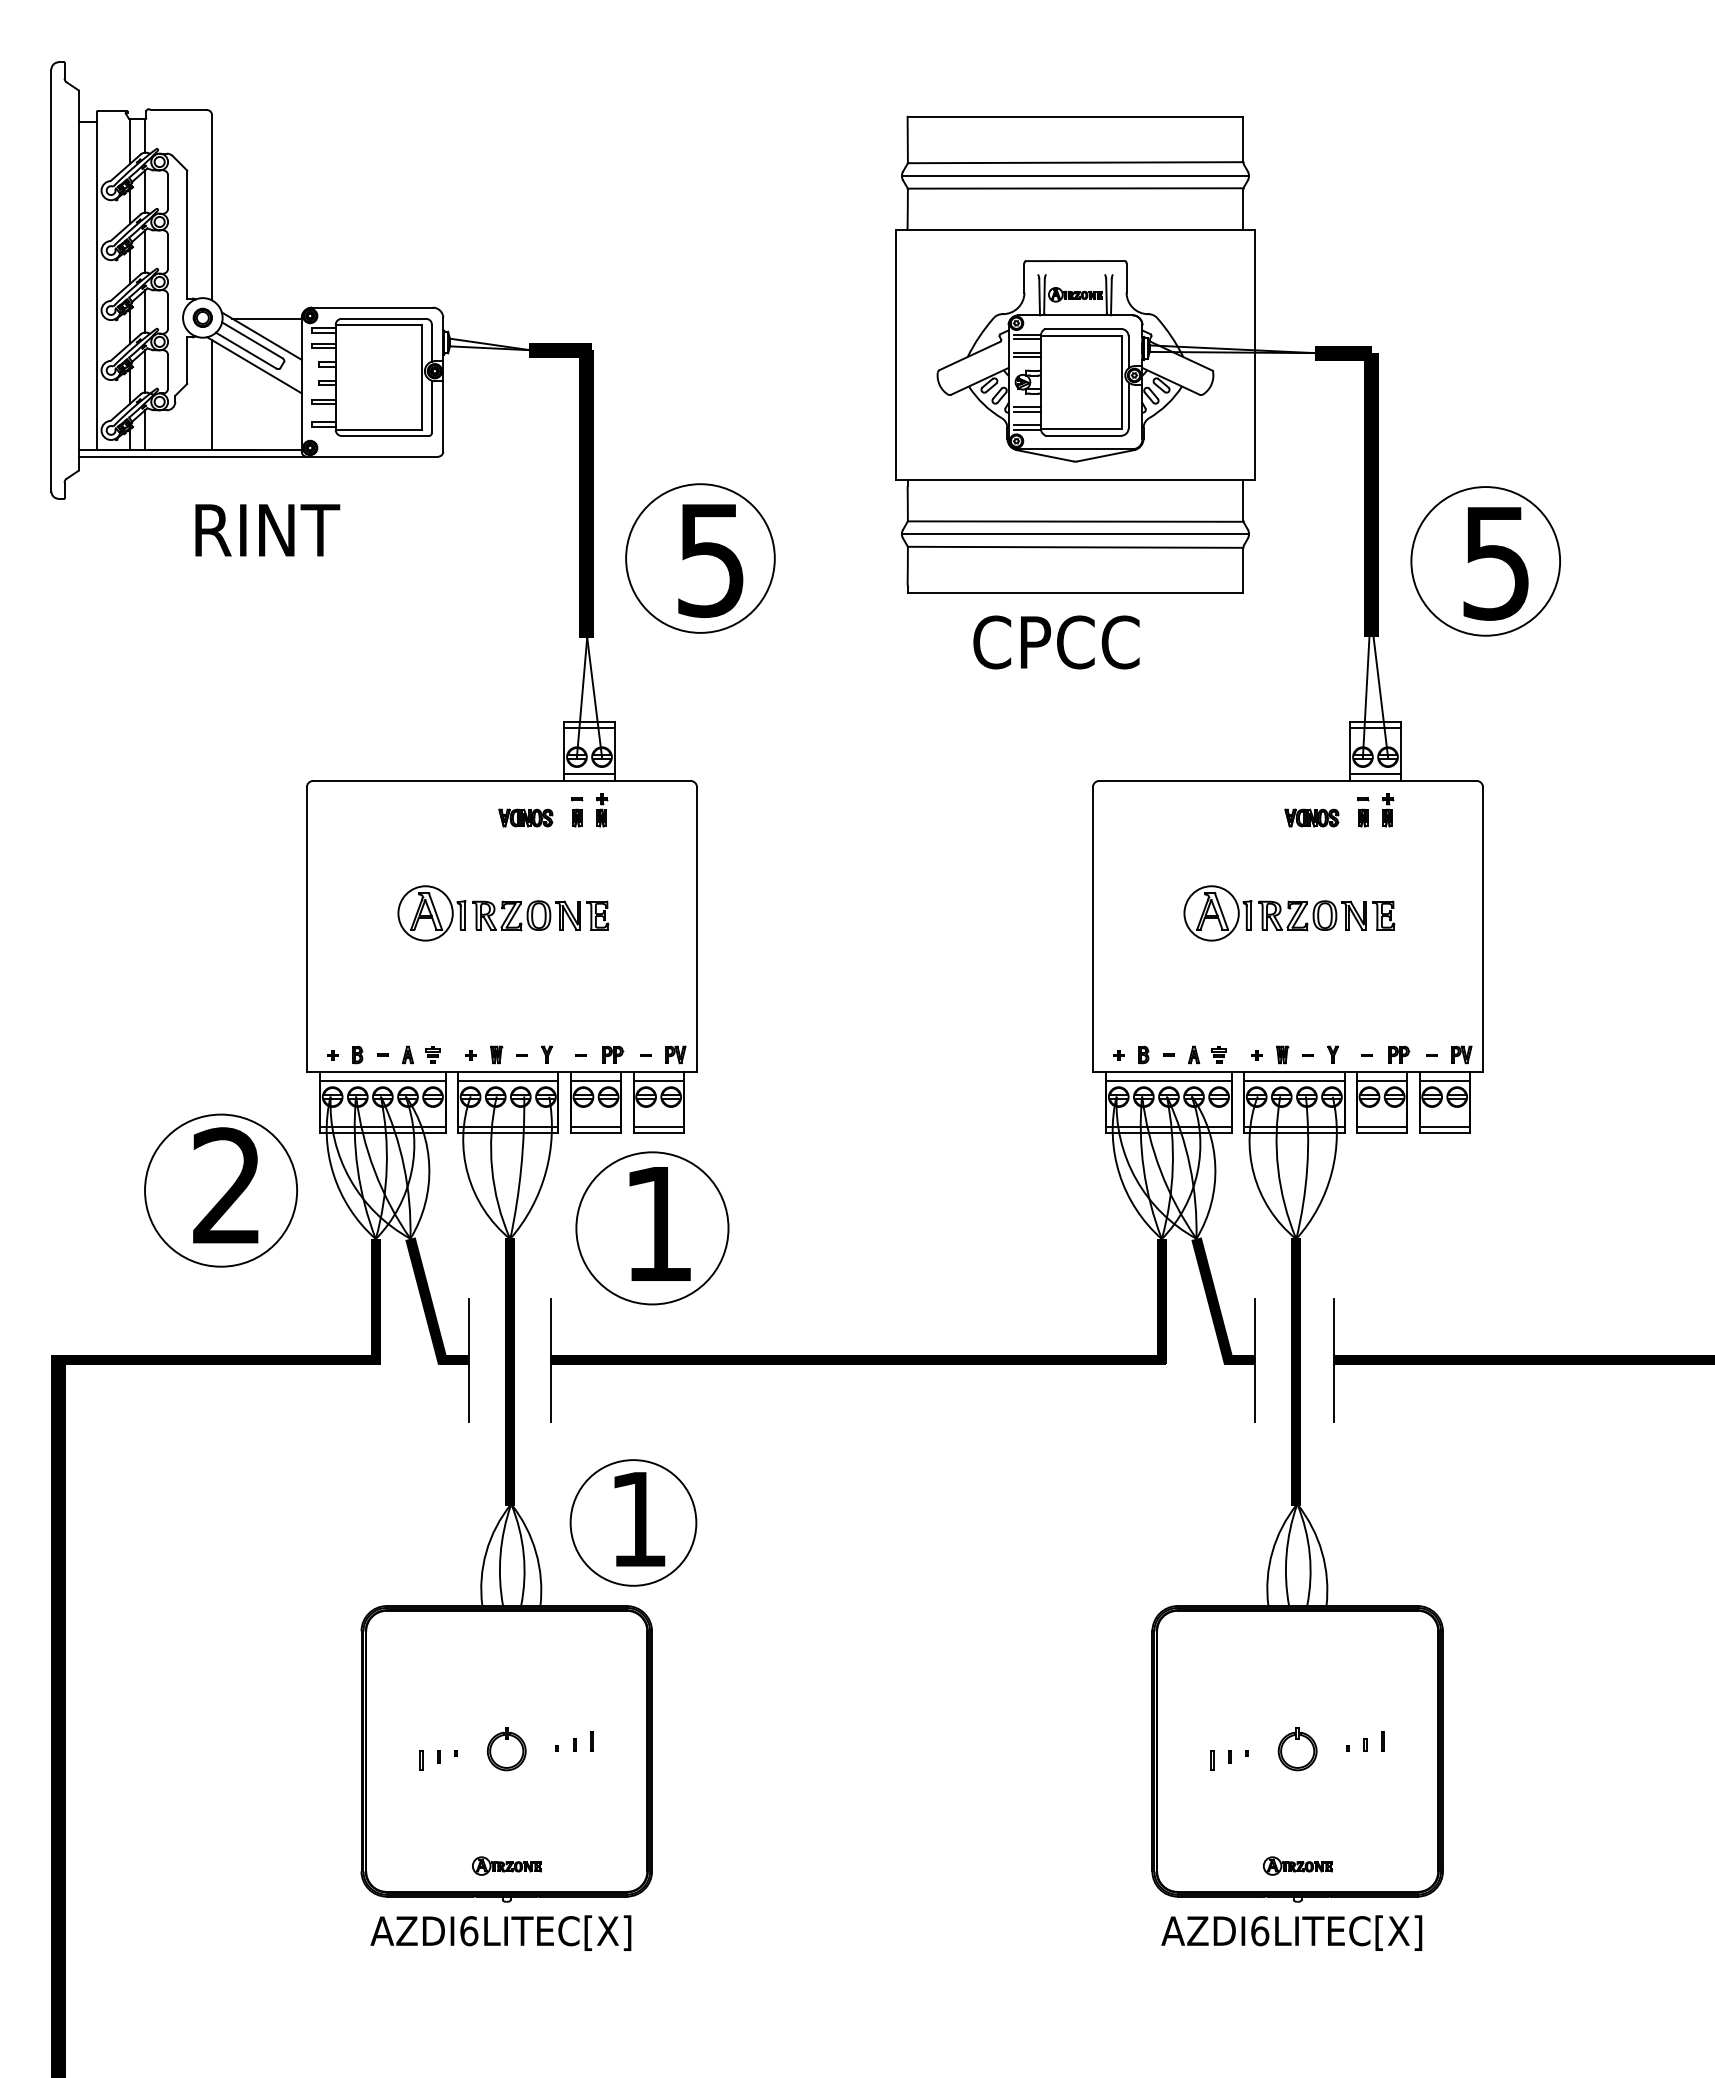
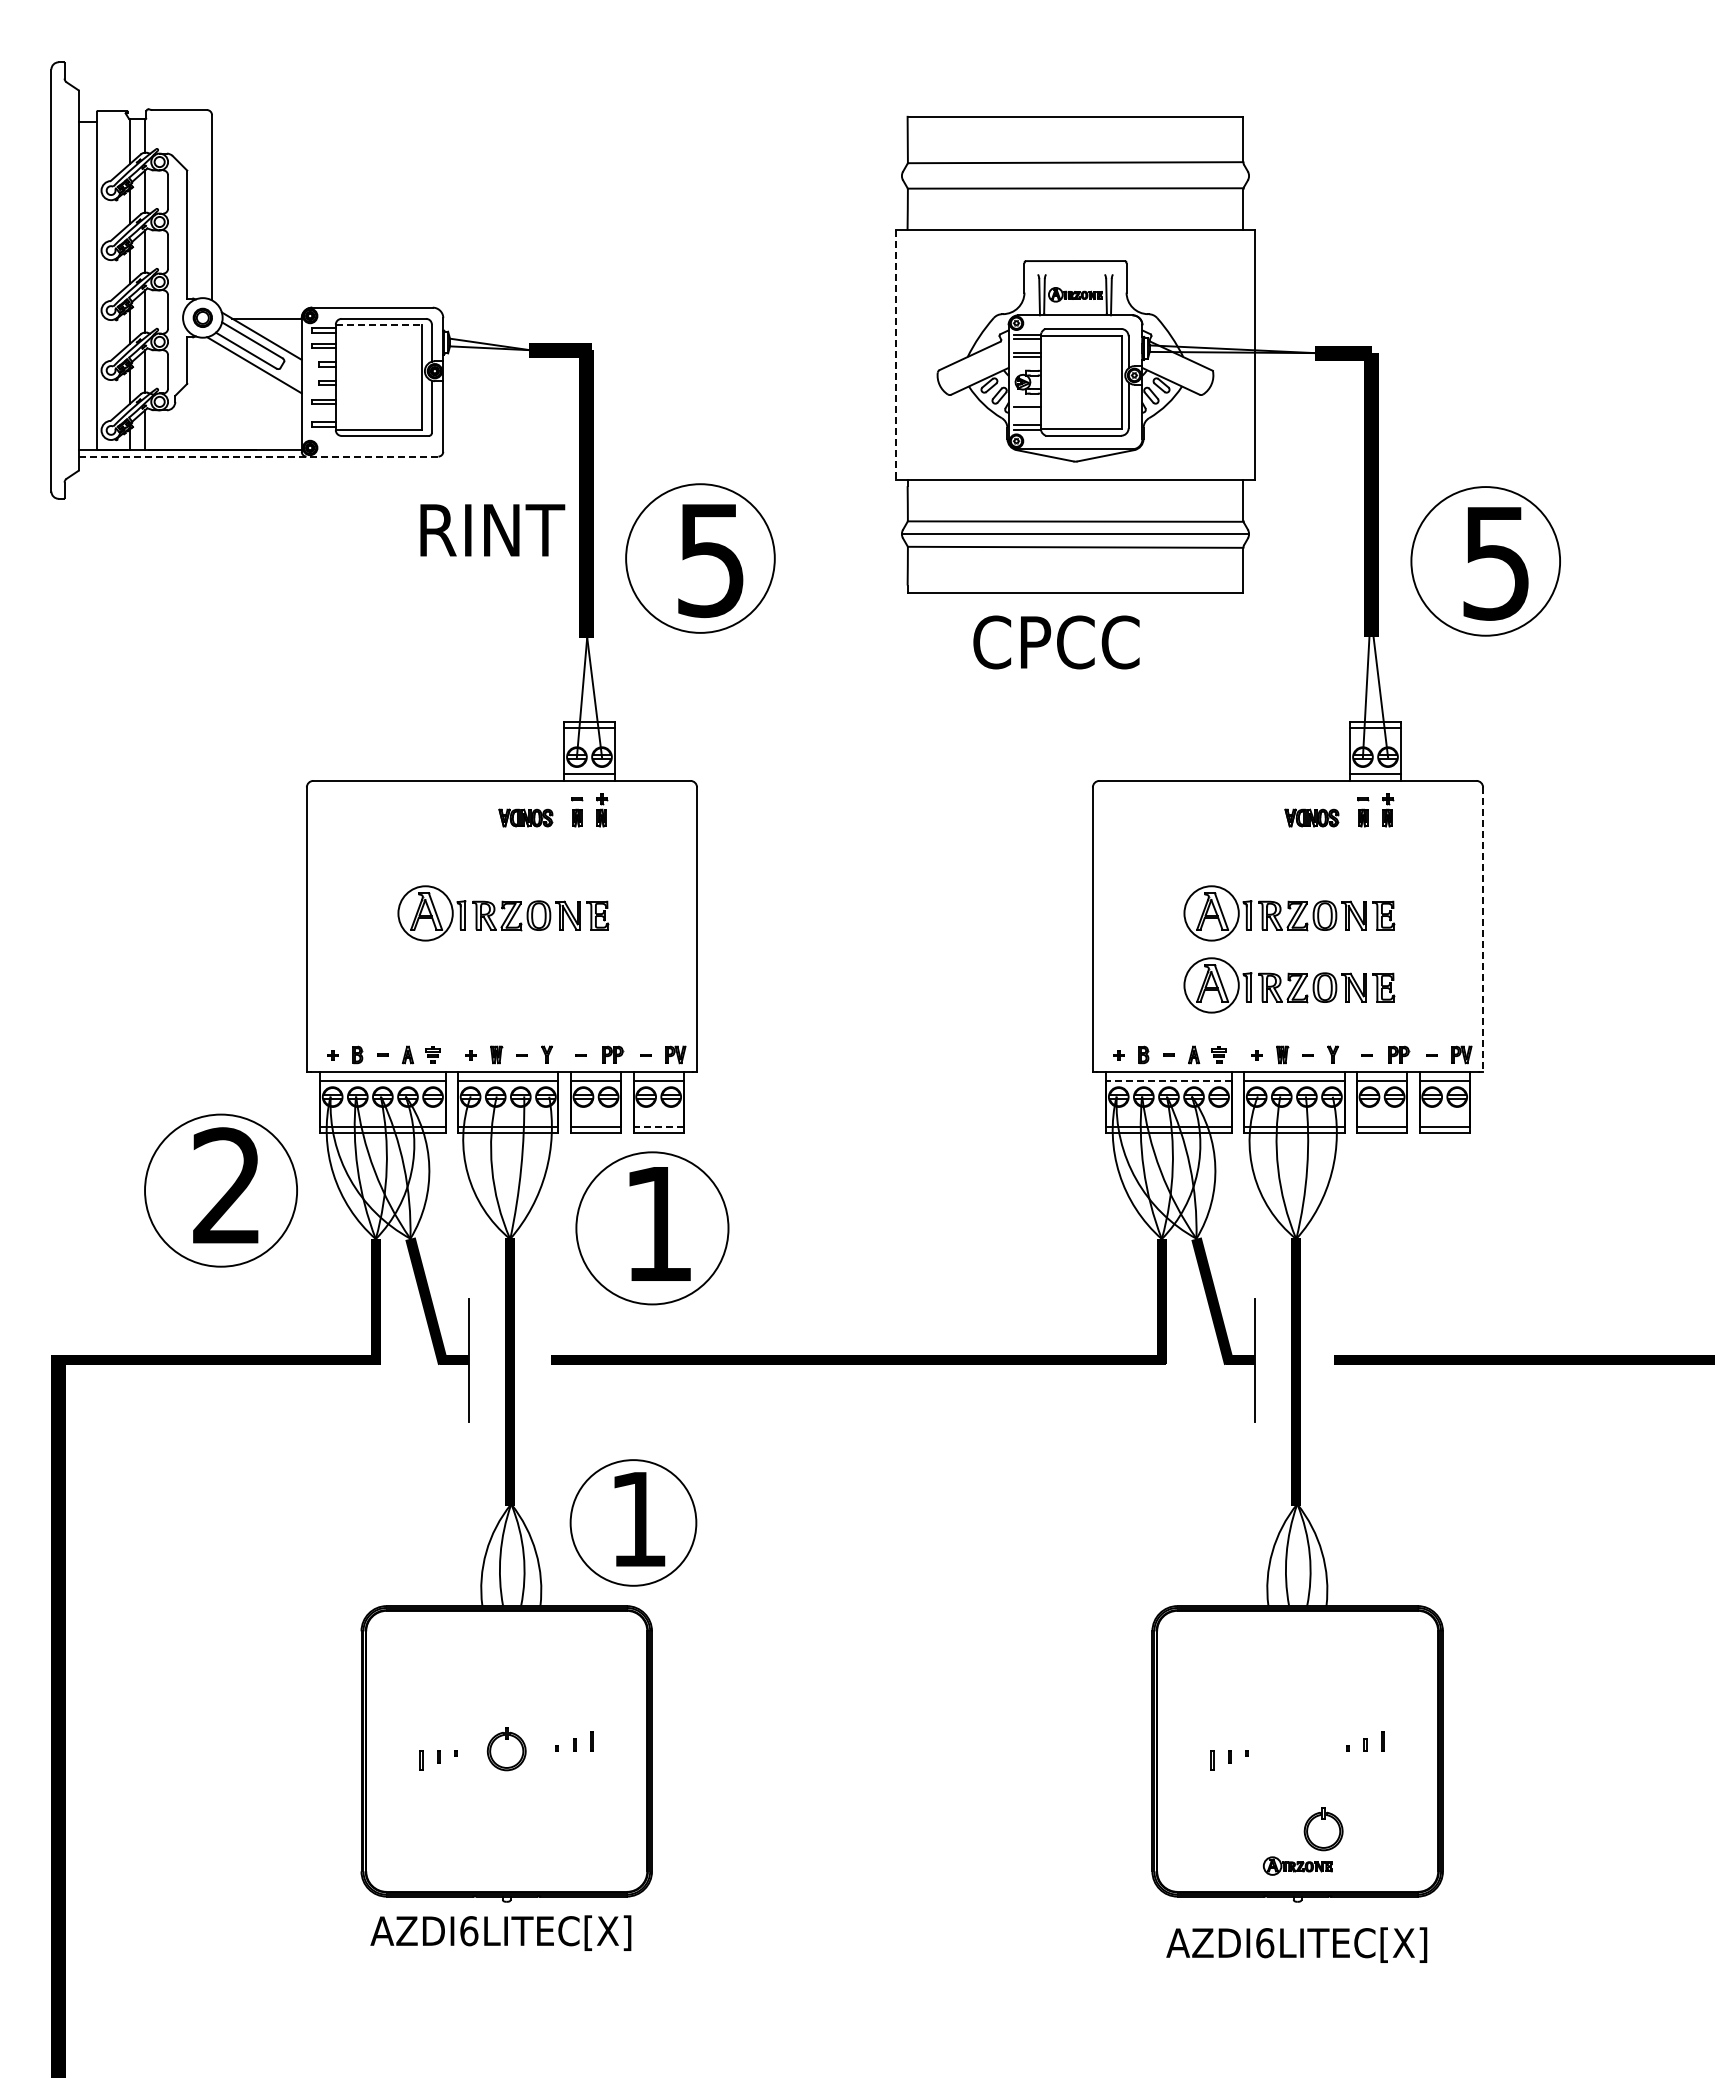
line: present -> none (1075, 175)
line: solid -> dashed (378, 324)
line: solid -> dashed (896, 355)
line: present -> none (212, 395)
line: present -> none (1026, 411)
line: solid -> dashed (258, 456)
text position: (267, 530) -> (492, 530) (492, 530)
line: solid -> dashed (1483, 930)
part: none -> present (1289, 985)
line: solid -> dashed (1168, 1080)
line: solid -> dashed (658, 1126)
line: present -> none (550, 1359)
line: present -> none (1334, 1359)
part position: (1297, 1749) -> (1323, 1829) (1323, 1829)
part: present -> none (506, 1865)
text position: (1291, 1932) -> (1296, 1944) (1296, 1944)
